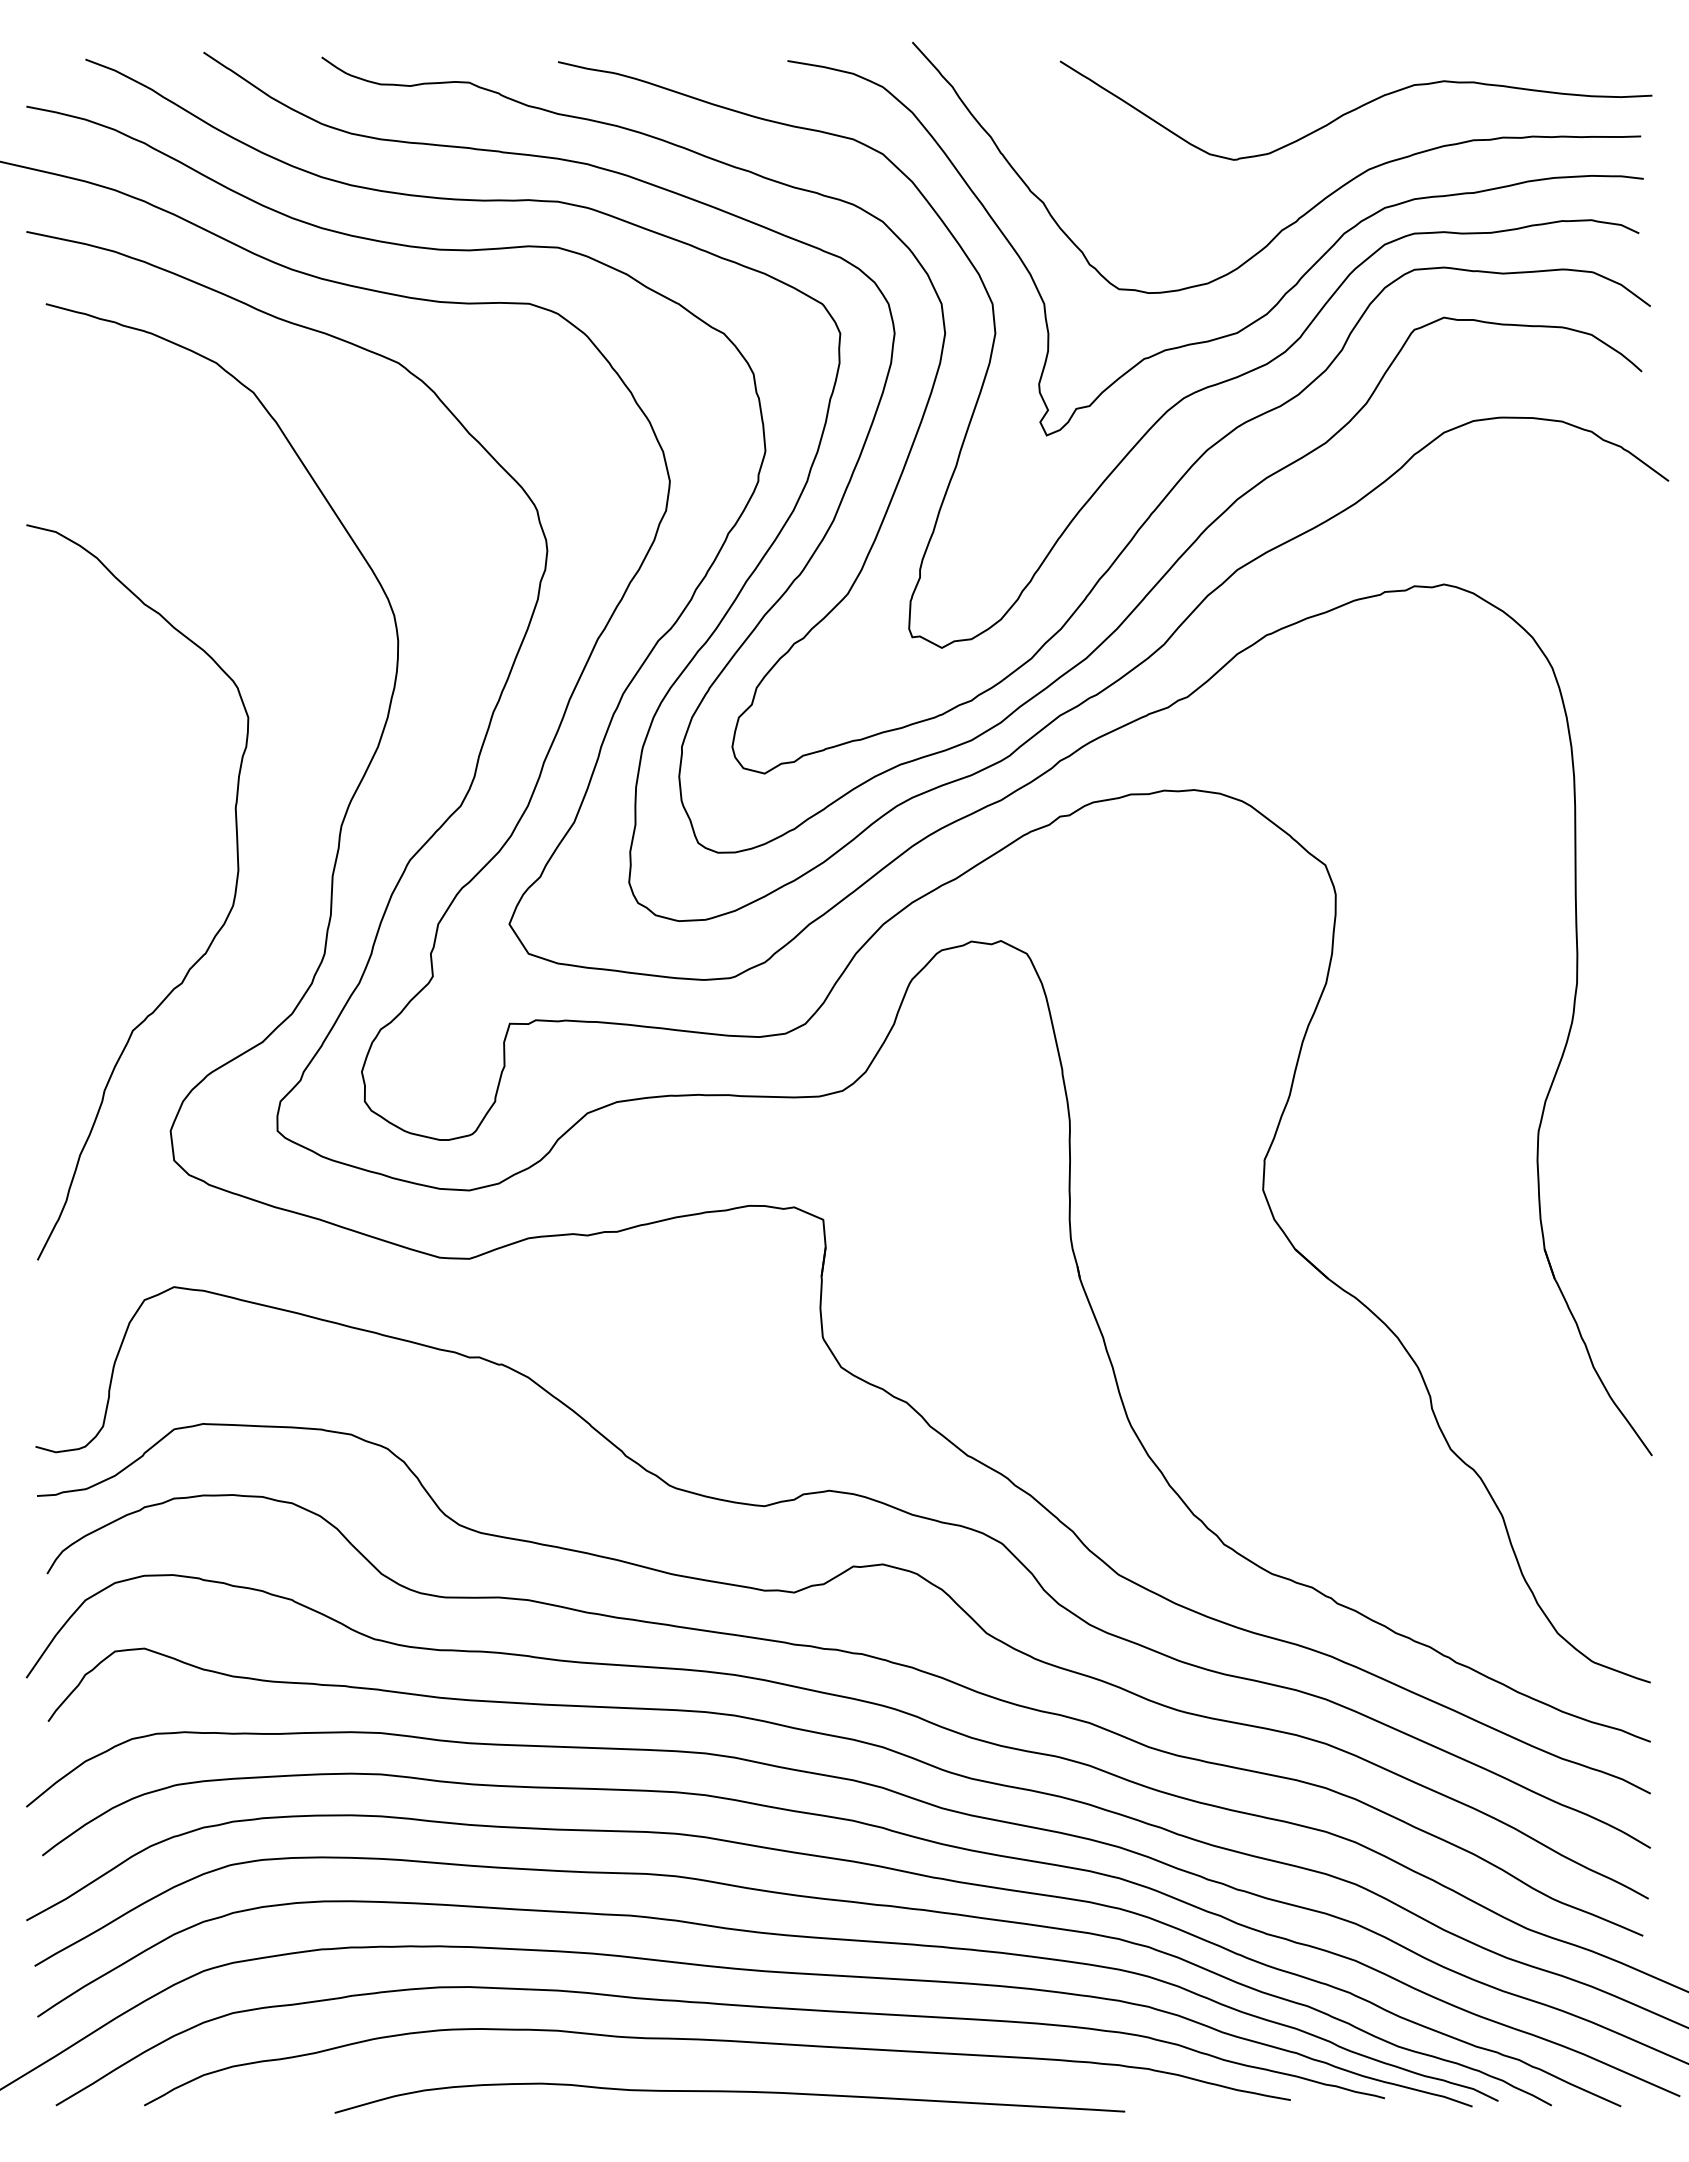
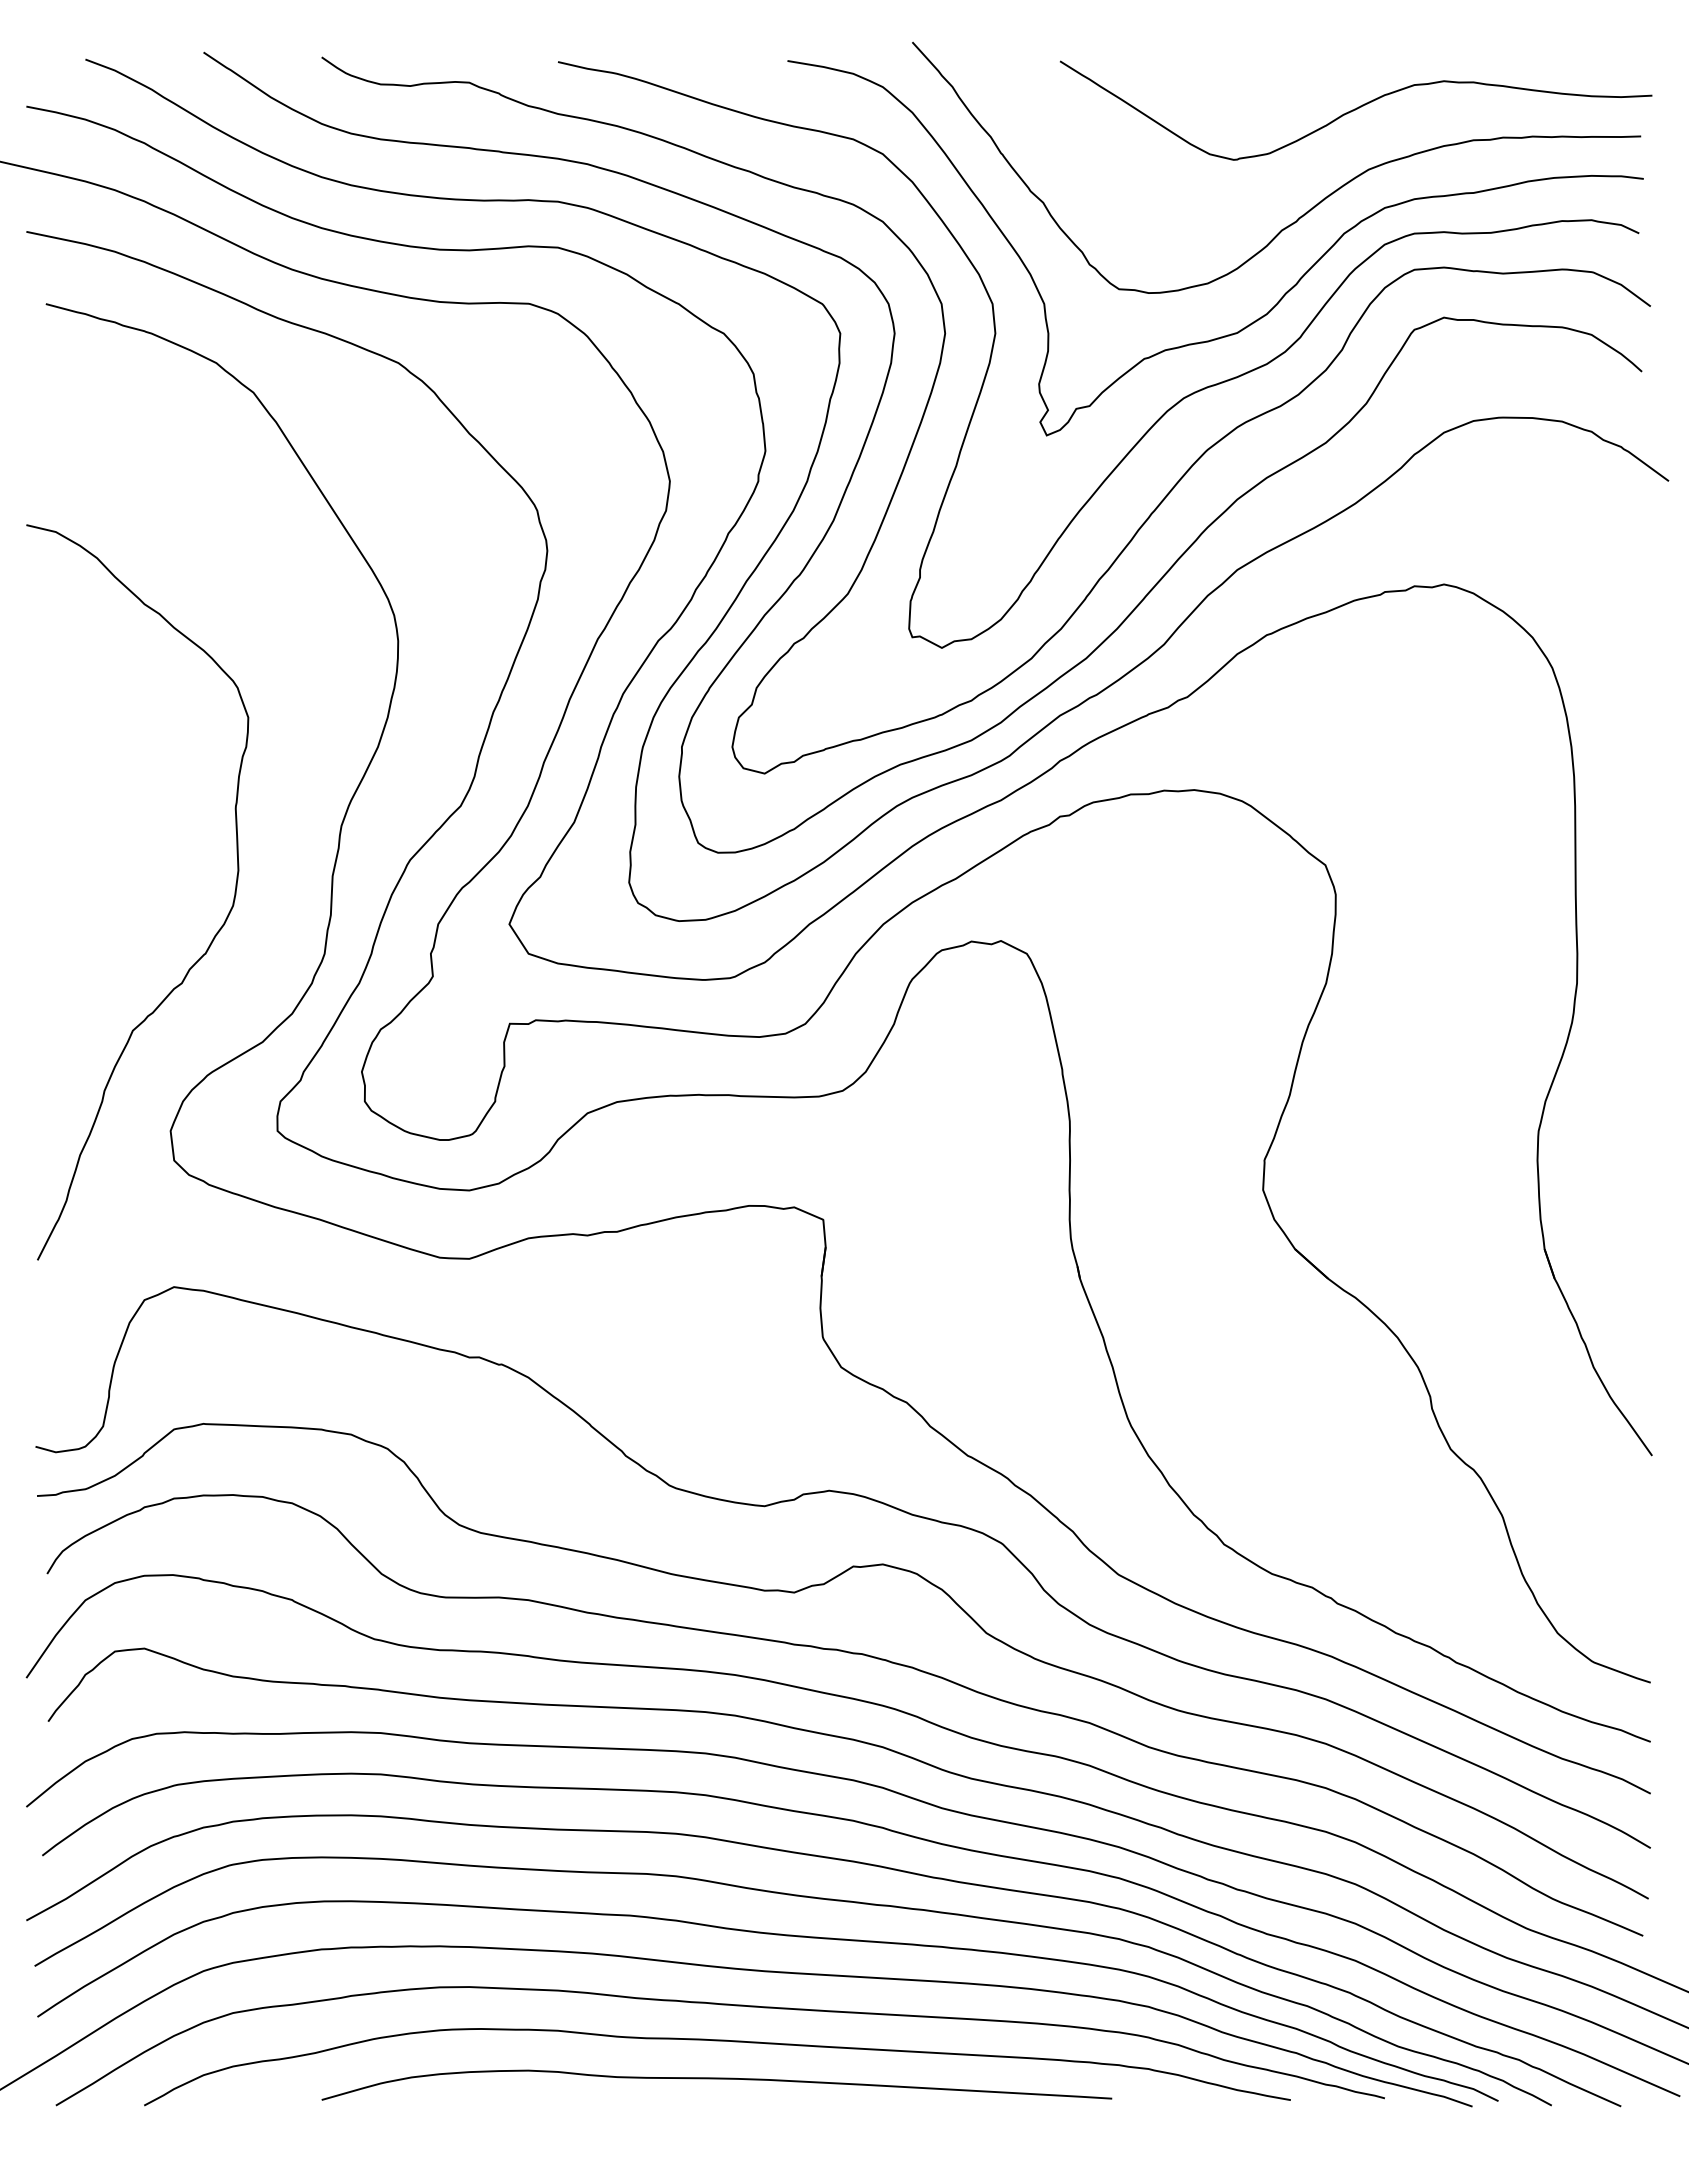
curve position: (729, 2092) -> (716, 2079) (716, 2079)
